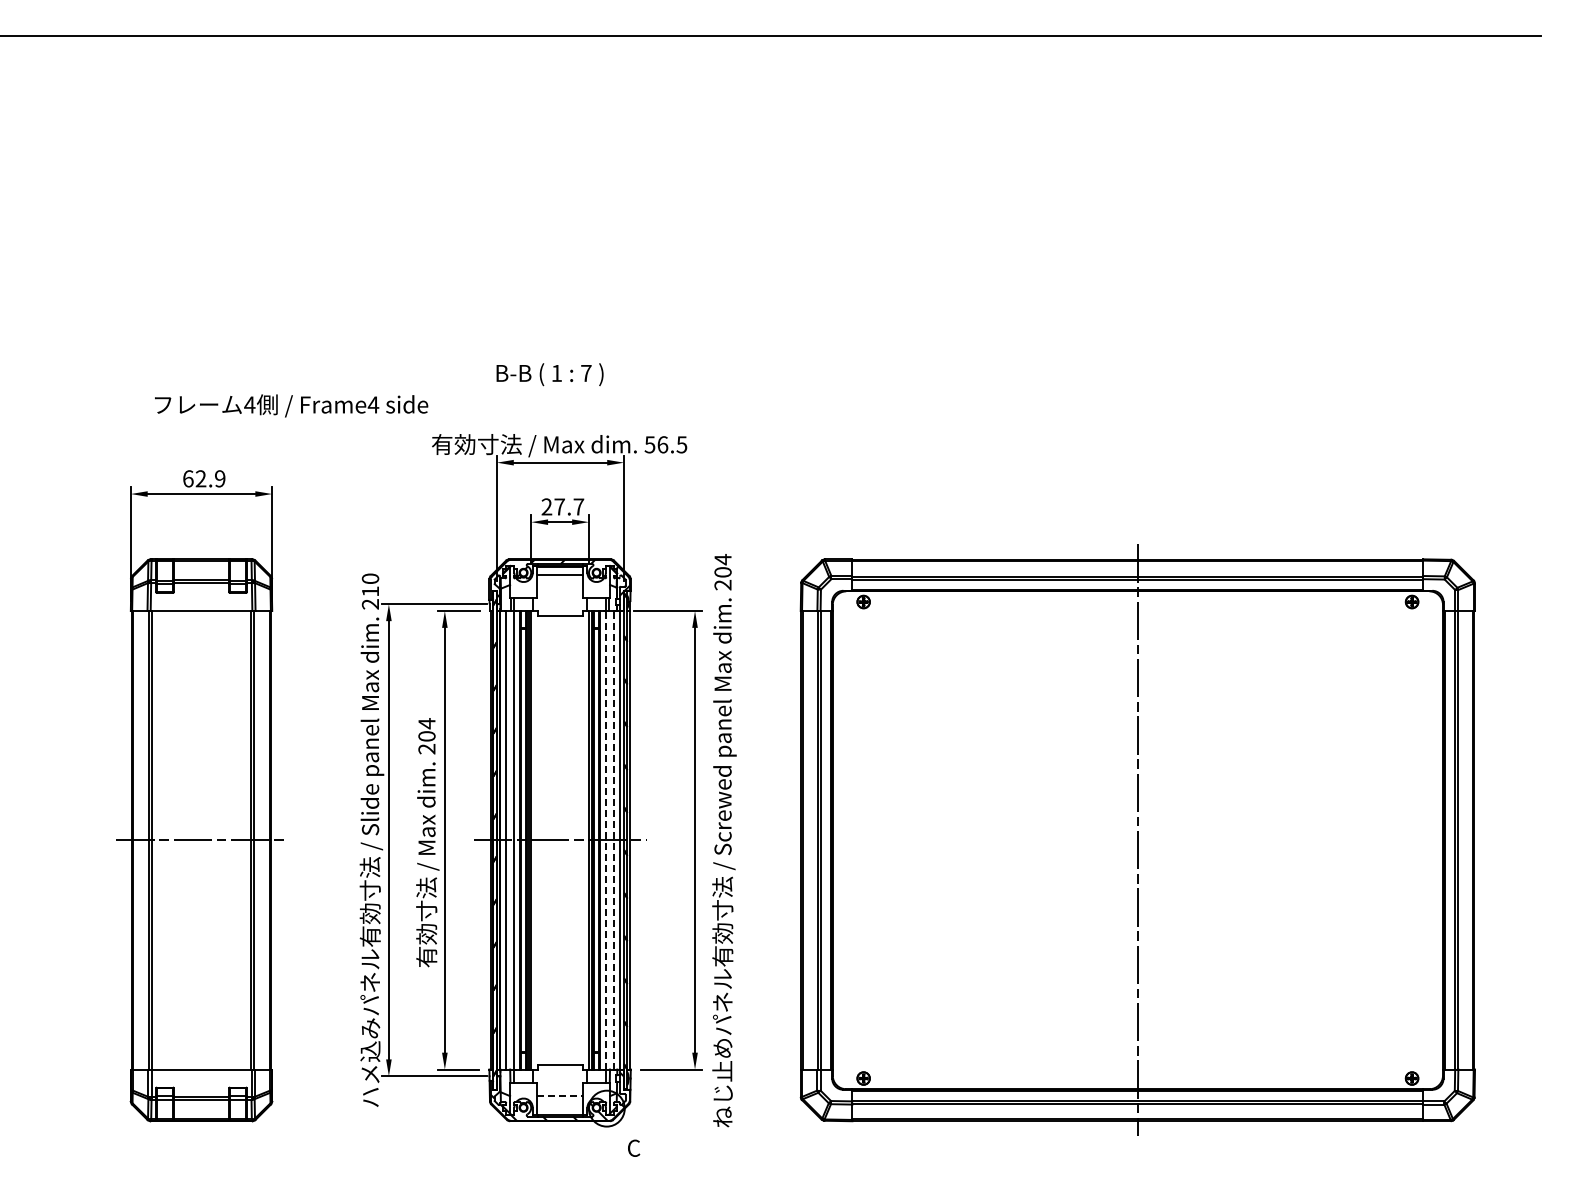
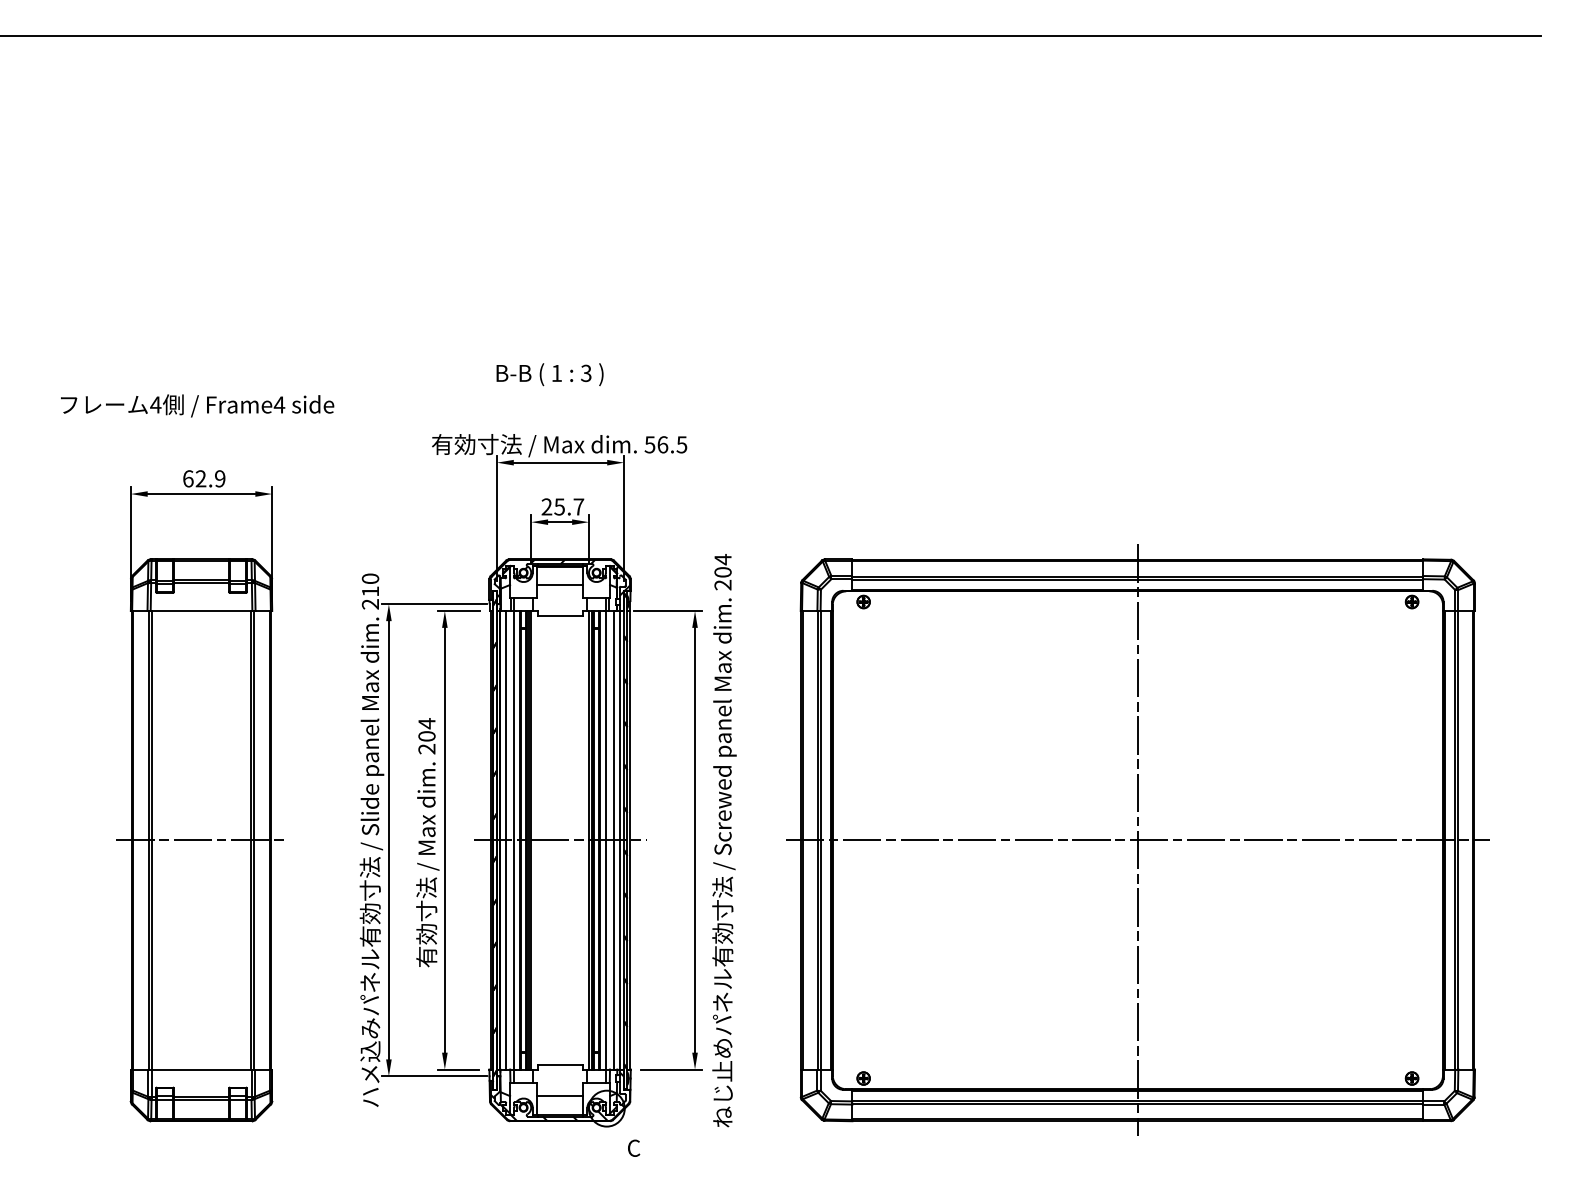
text: 7 -> 3 (586, 373)
text position: (291, 405) -> (197, 405) (197, 405)
text: 27.7 -> 25.7 (559, 506)
line position: (560, 574) -> (560, 584) (560, 584)
line: dashed -> solid (606, 839)
line: dashed -> solid (613, 839)
line: none -> present (1137, 840)
line: dashed -> solid (560, 1096)
